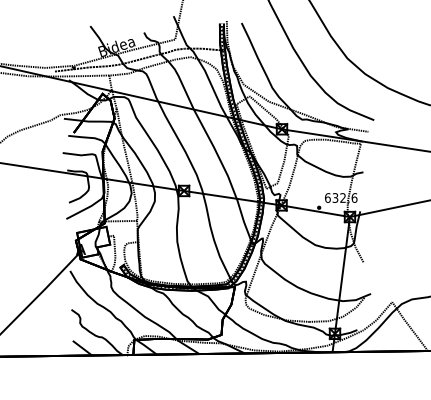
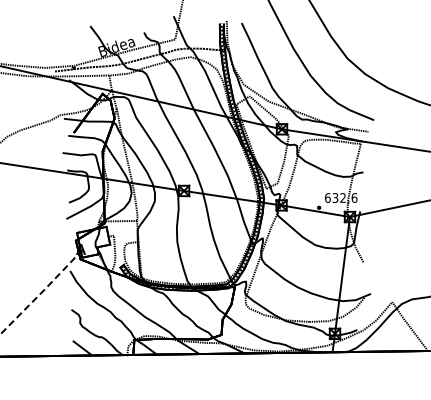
line: solid -> dashed (41, 292)
